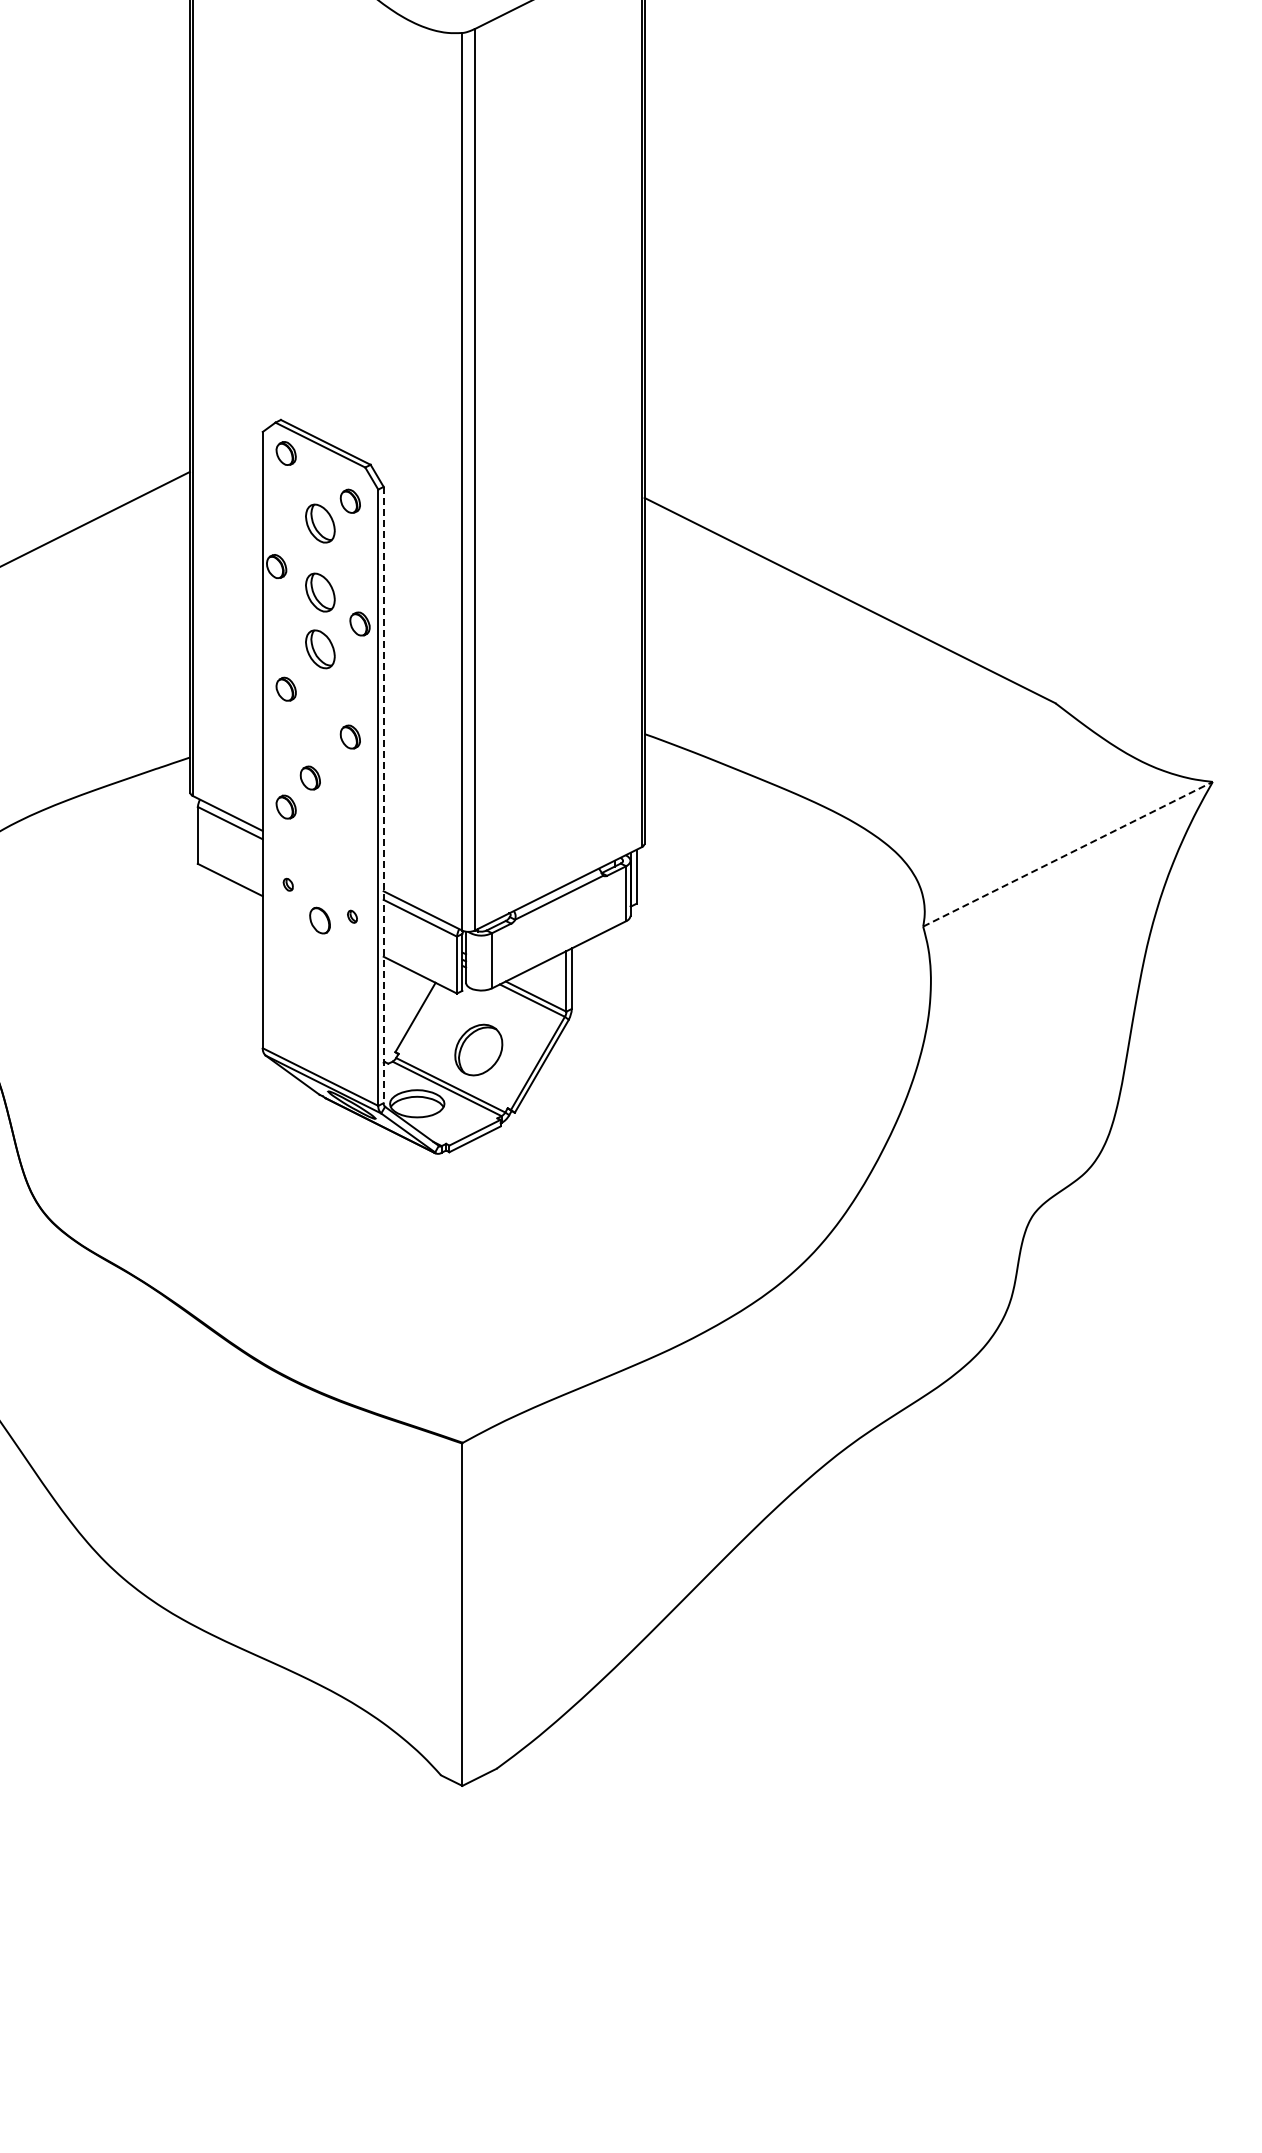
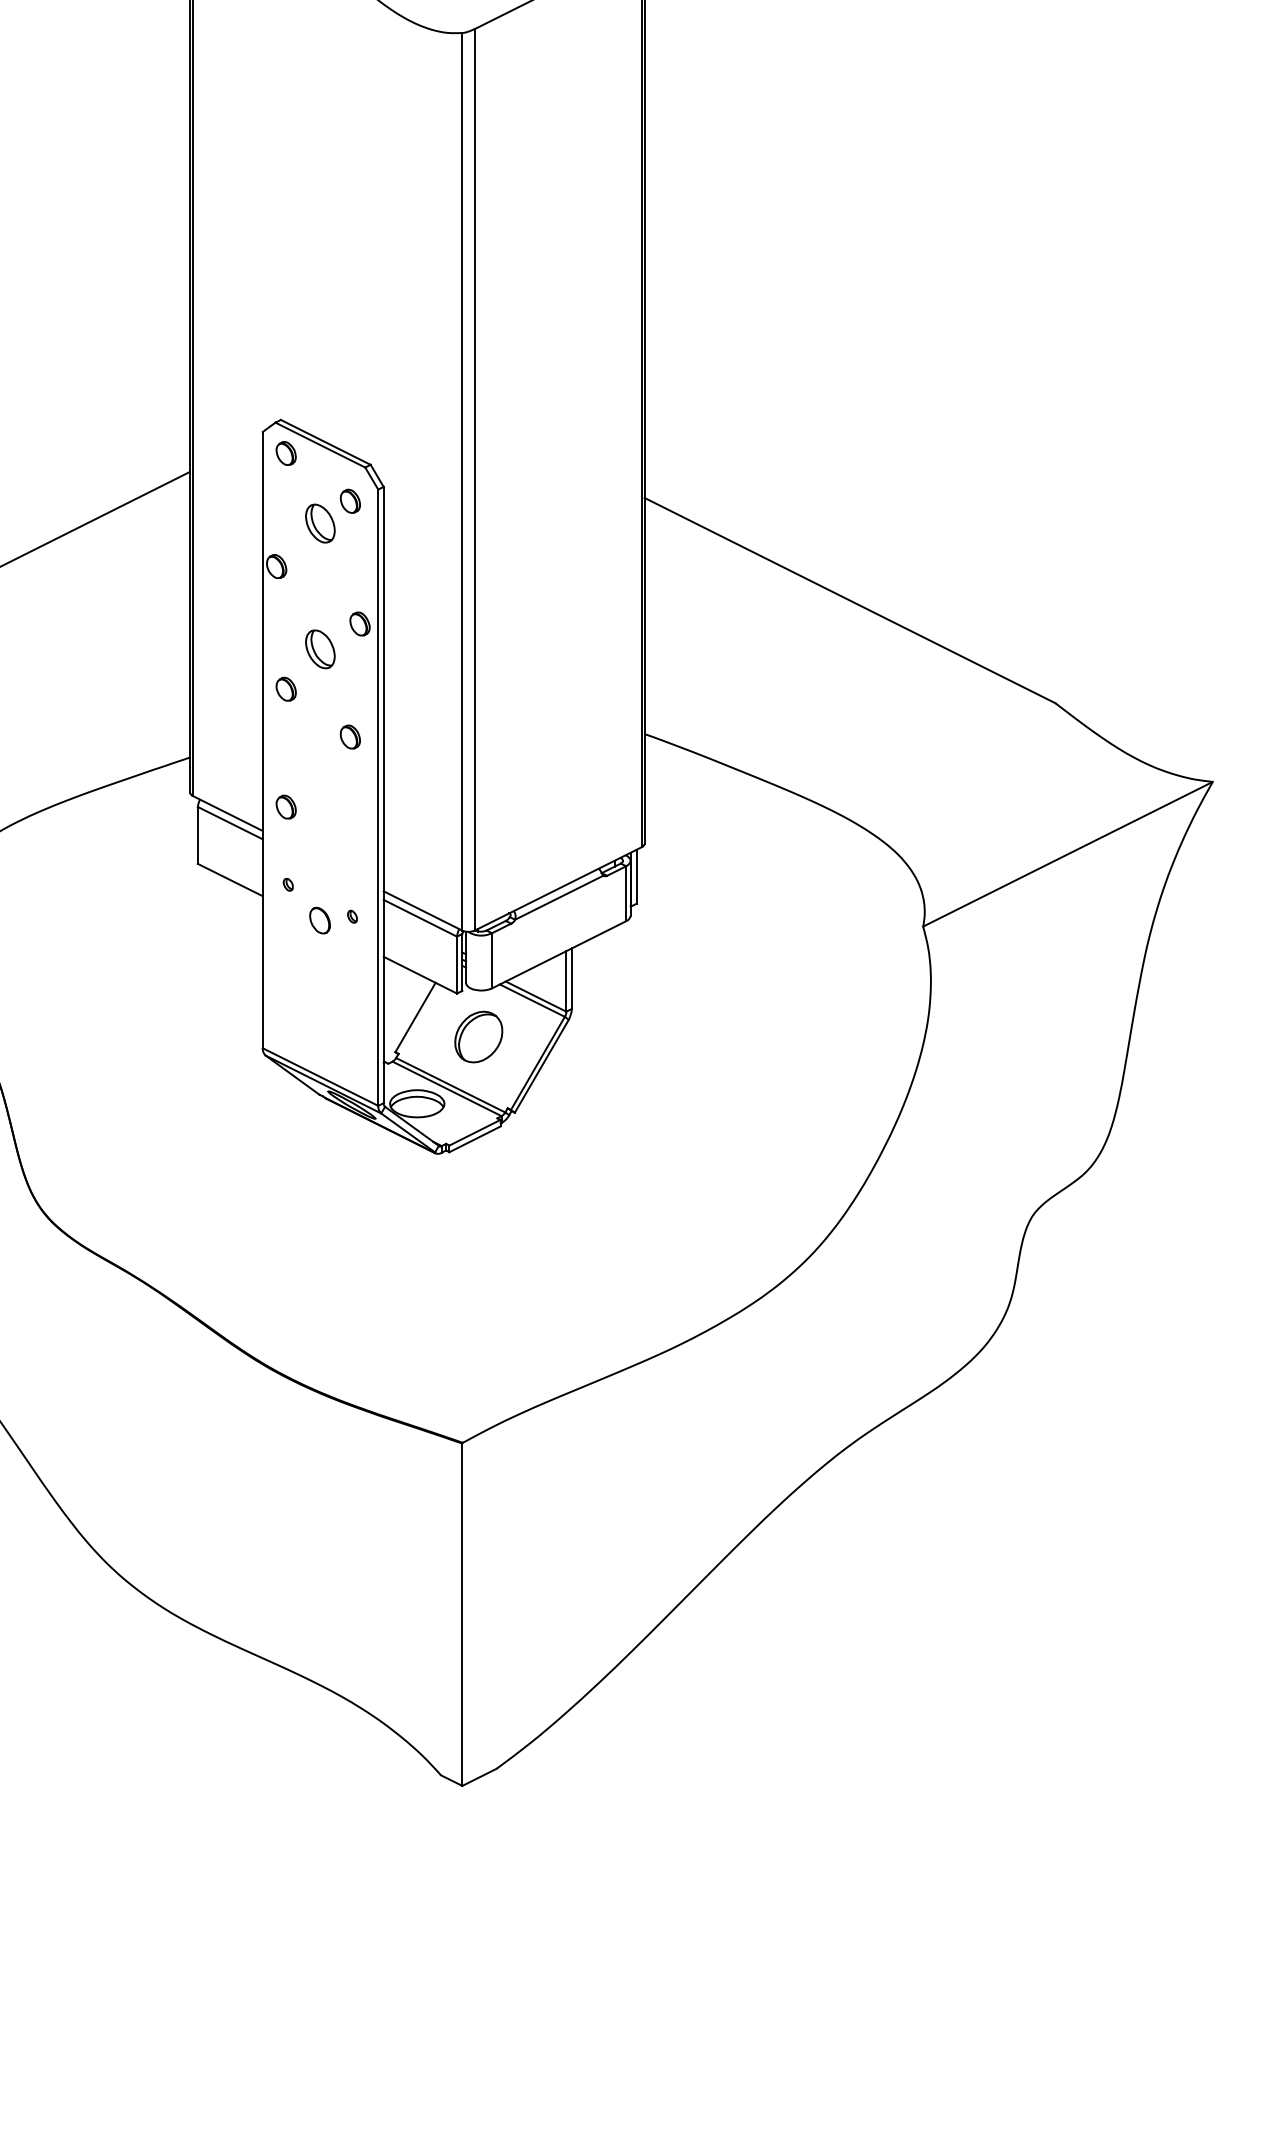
part: present -> none (320, 592)
part: present -> none (309, 777)
line: dashed -> solid (383, 795)
line: dashed -> solid (1067, 854)
part position: (478, 1049) -> (478, 1036) (478, 1036)
